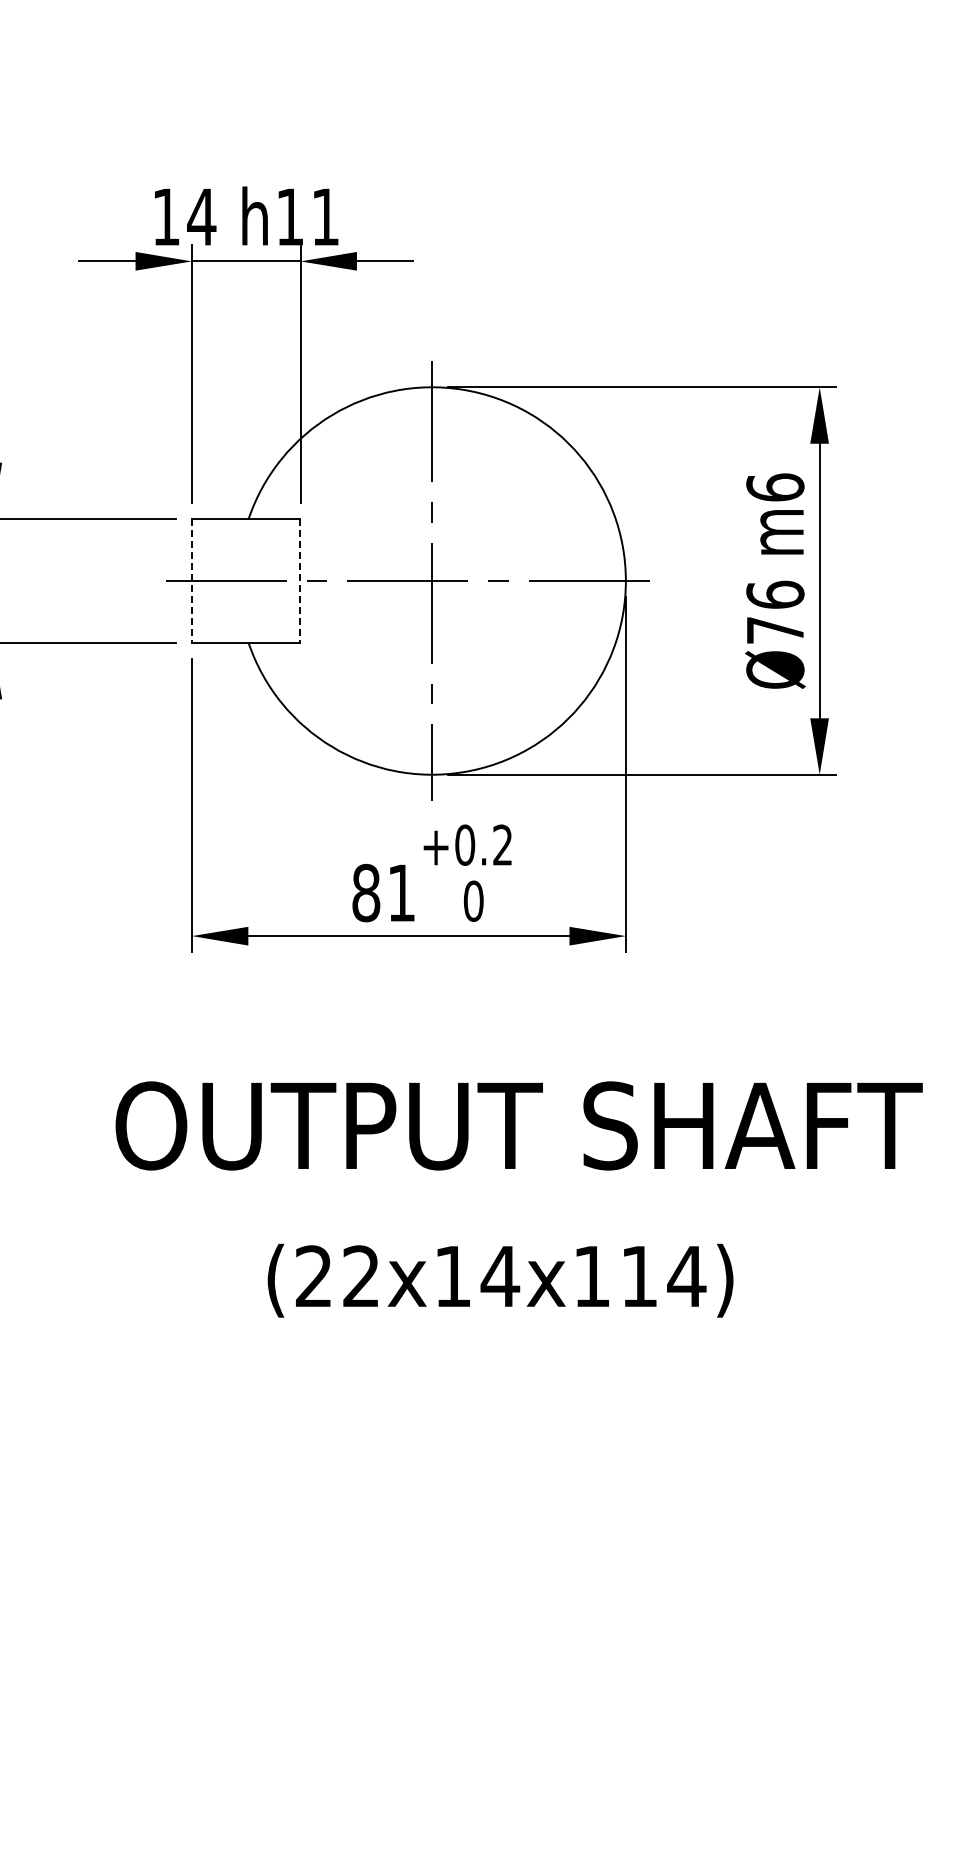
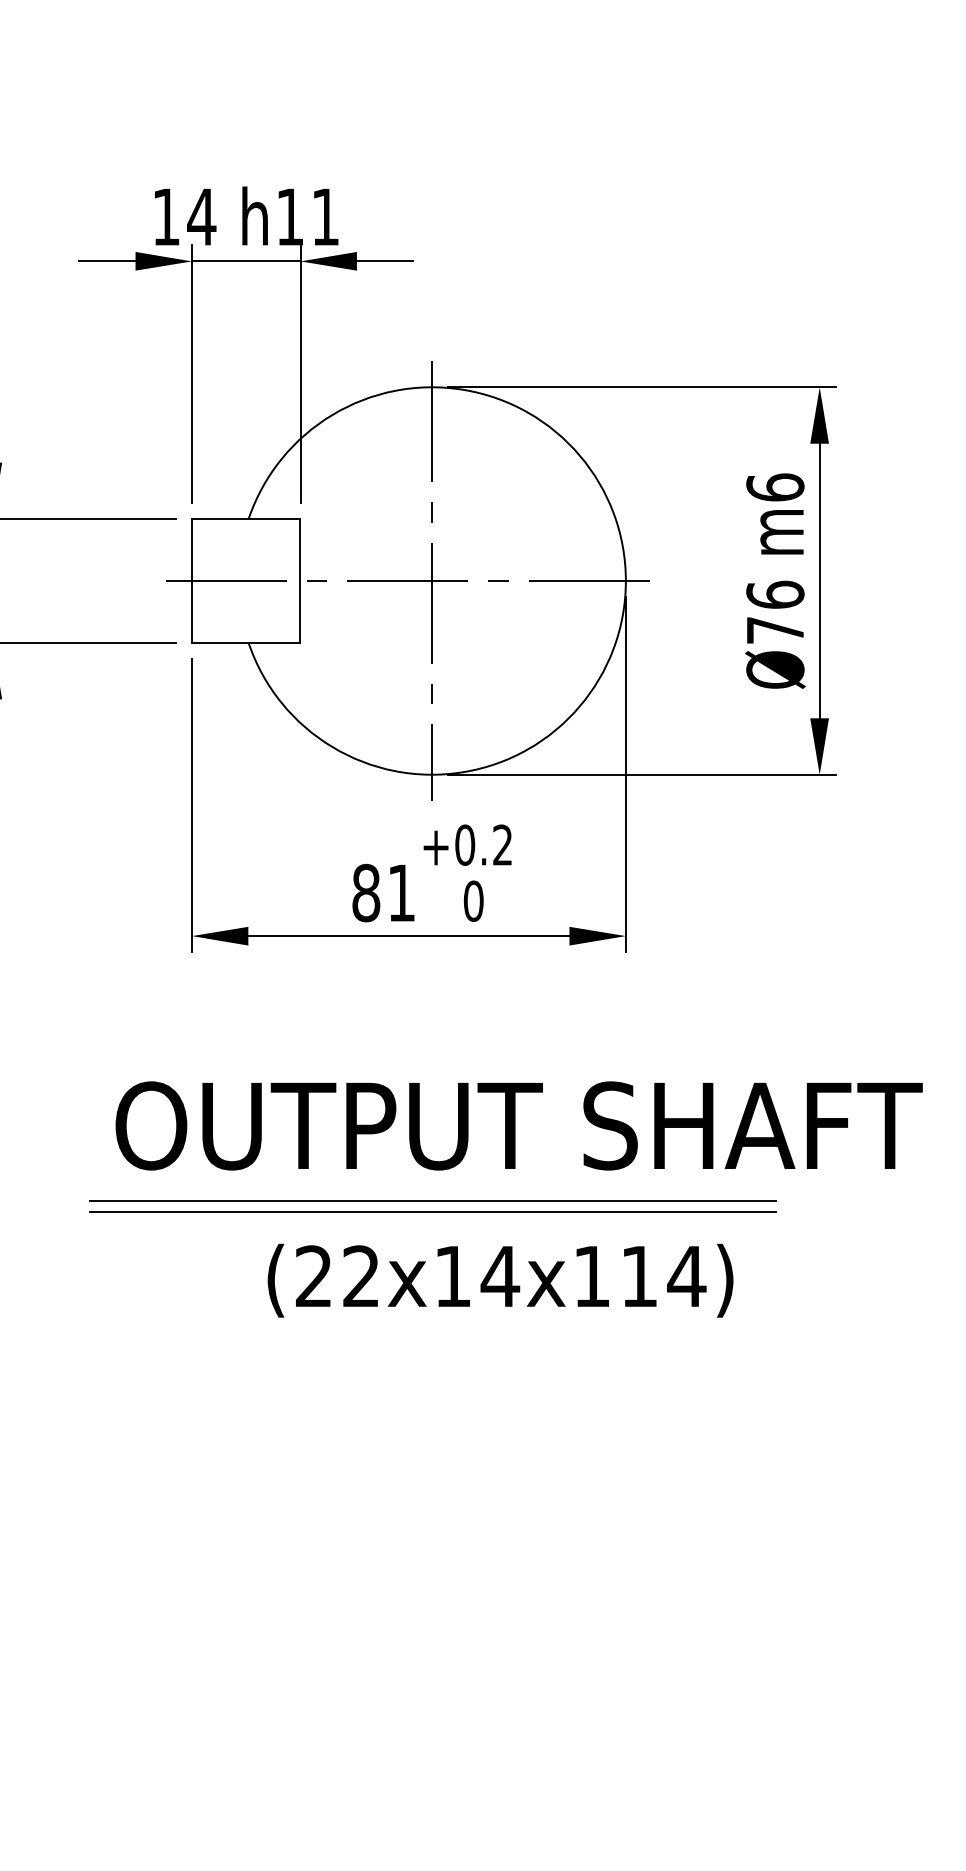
line: dashed -> solid (191, 581)
line: dashed -> solid (300, 581)
line: none -> present (432, 1200)
line: none -> present (432, 1212)
